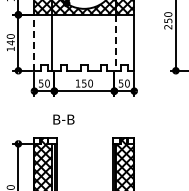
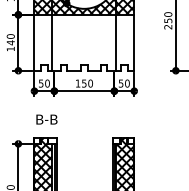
line: dashed -> solid (34, 42)
line: dashed -> solid (116, 42)
text position: (63, 119) -> (46, 119) (46, 119)
